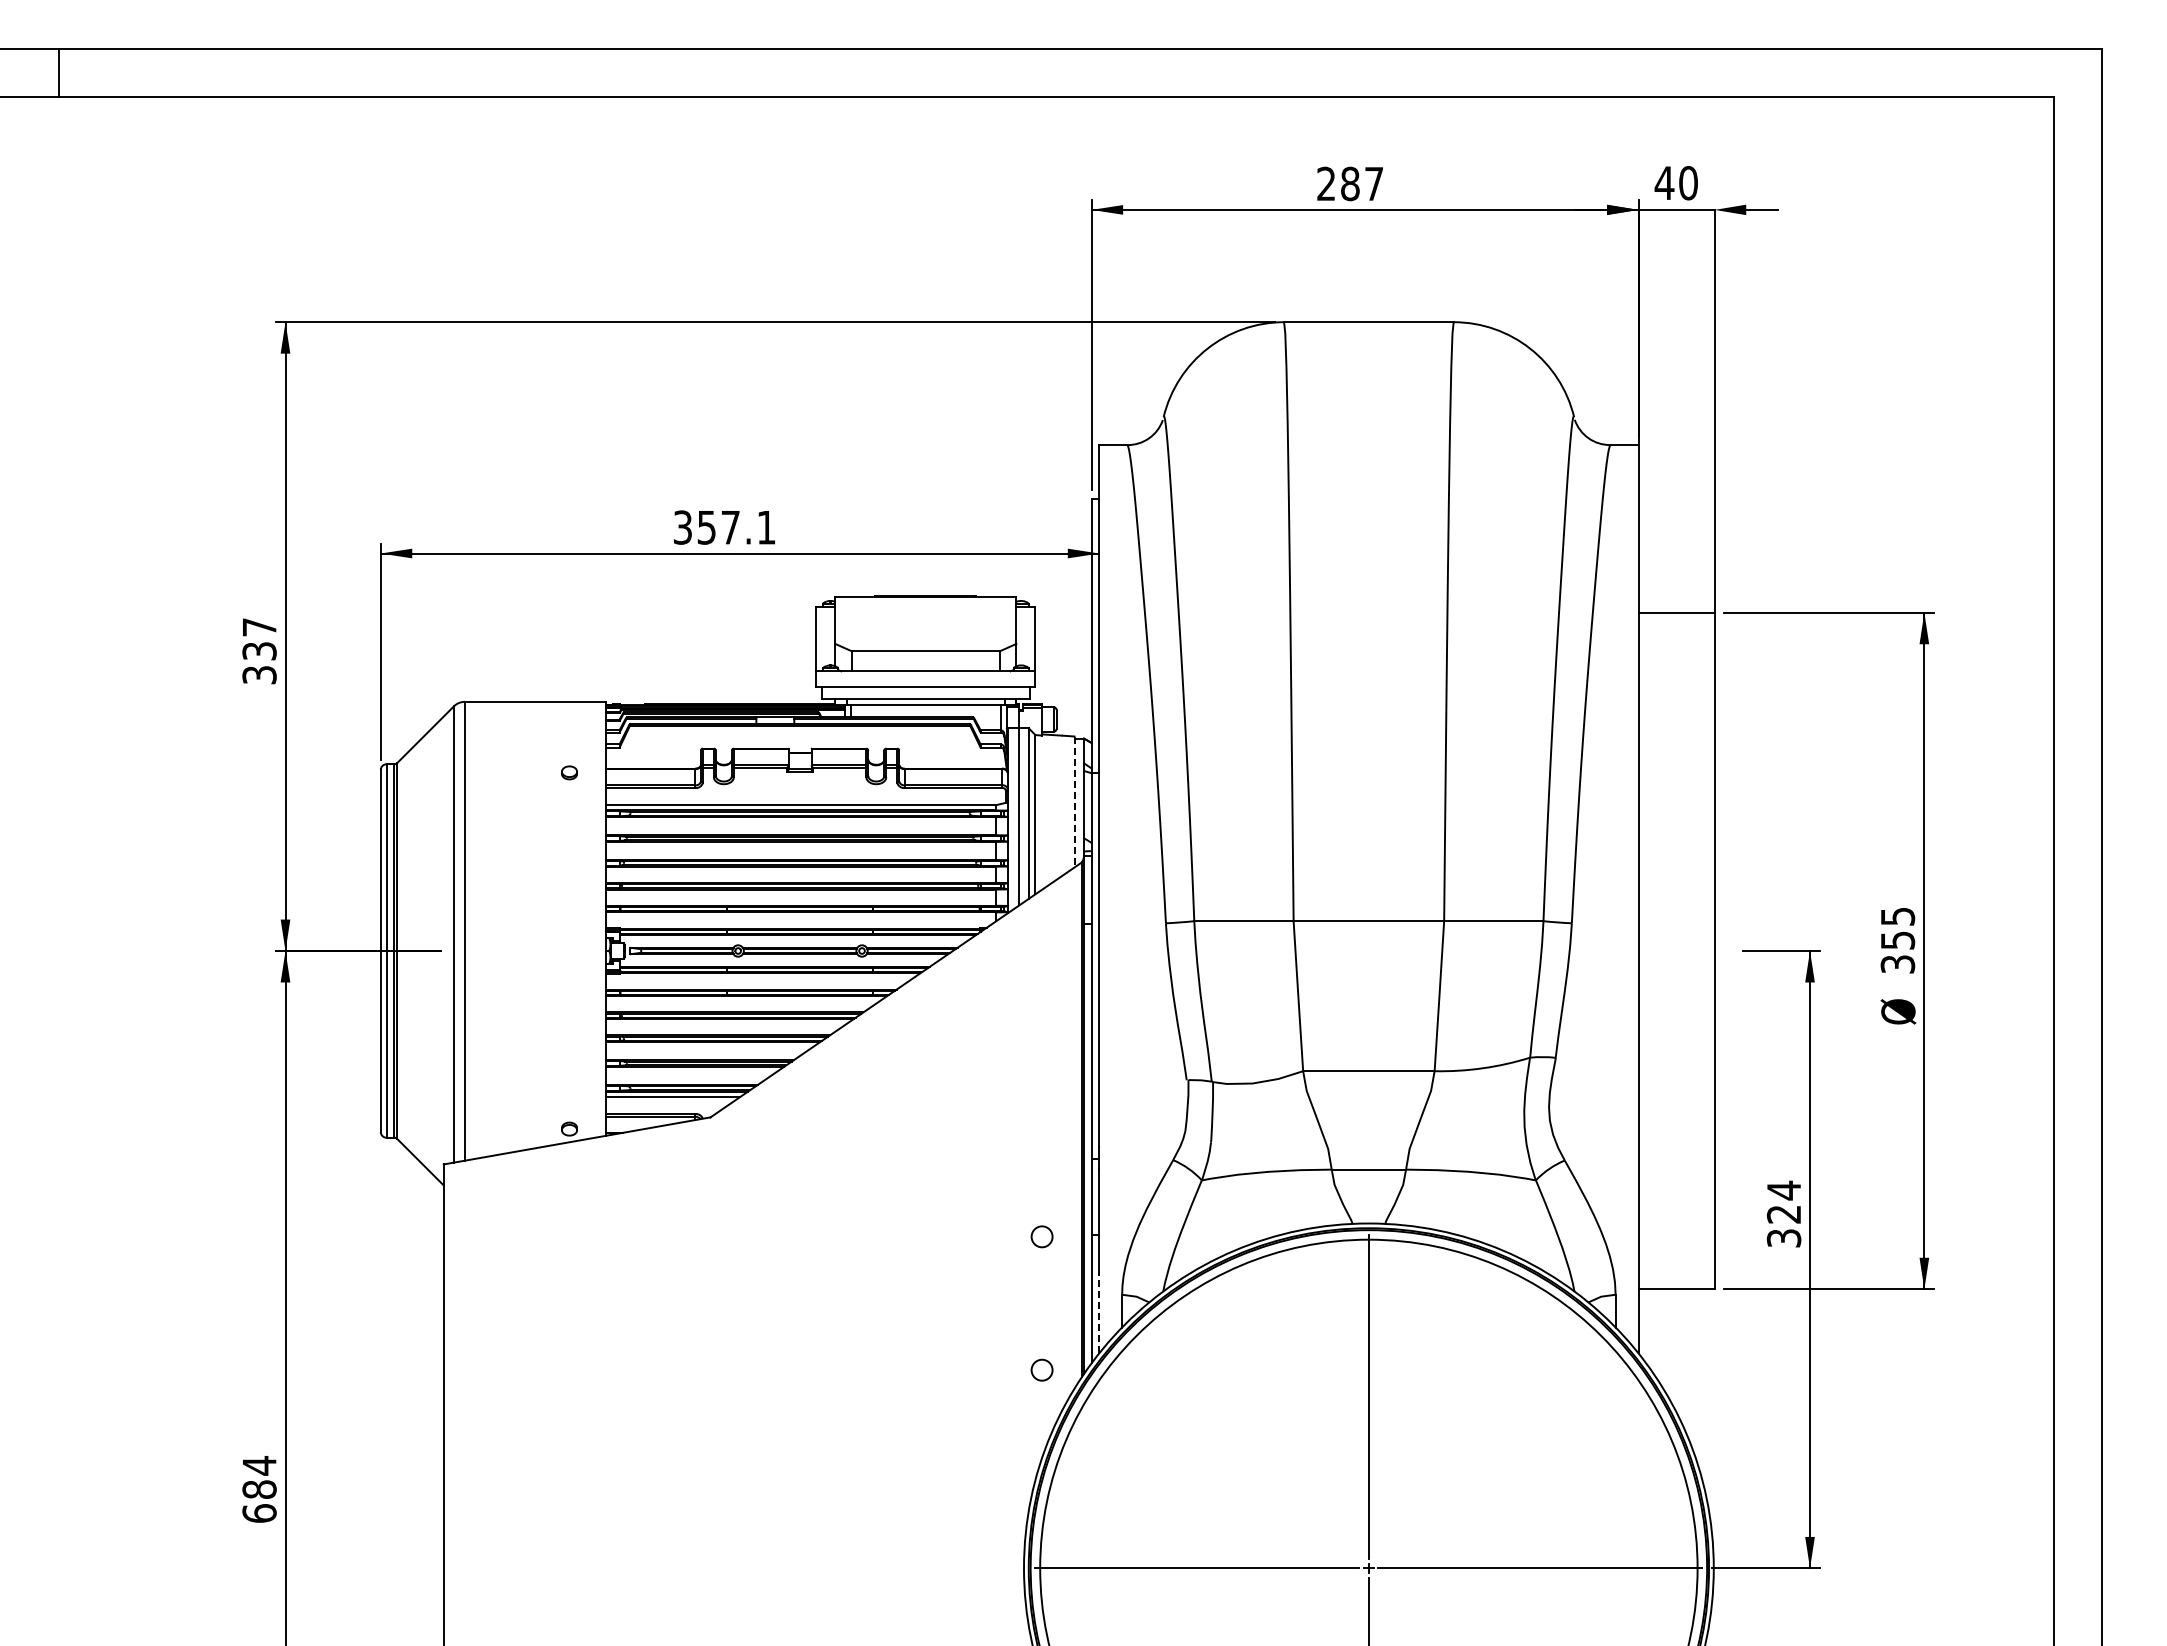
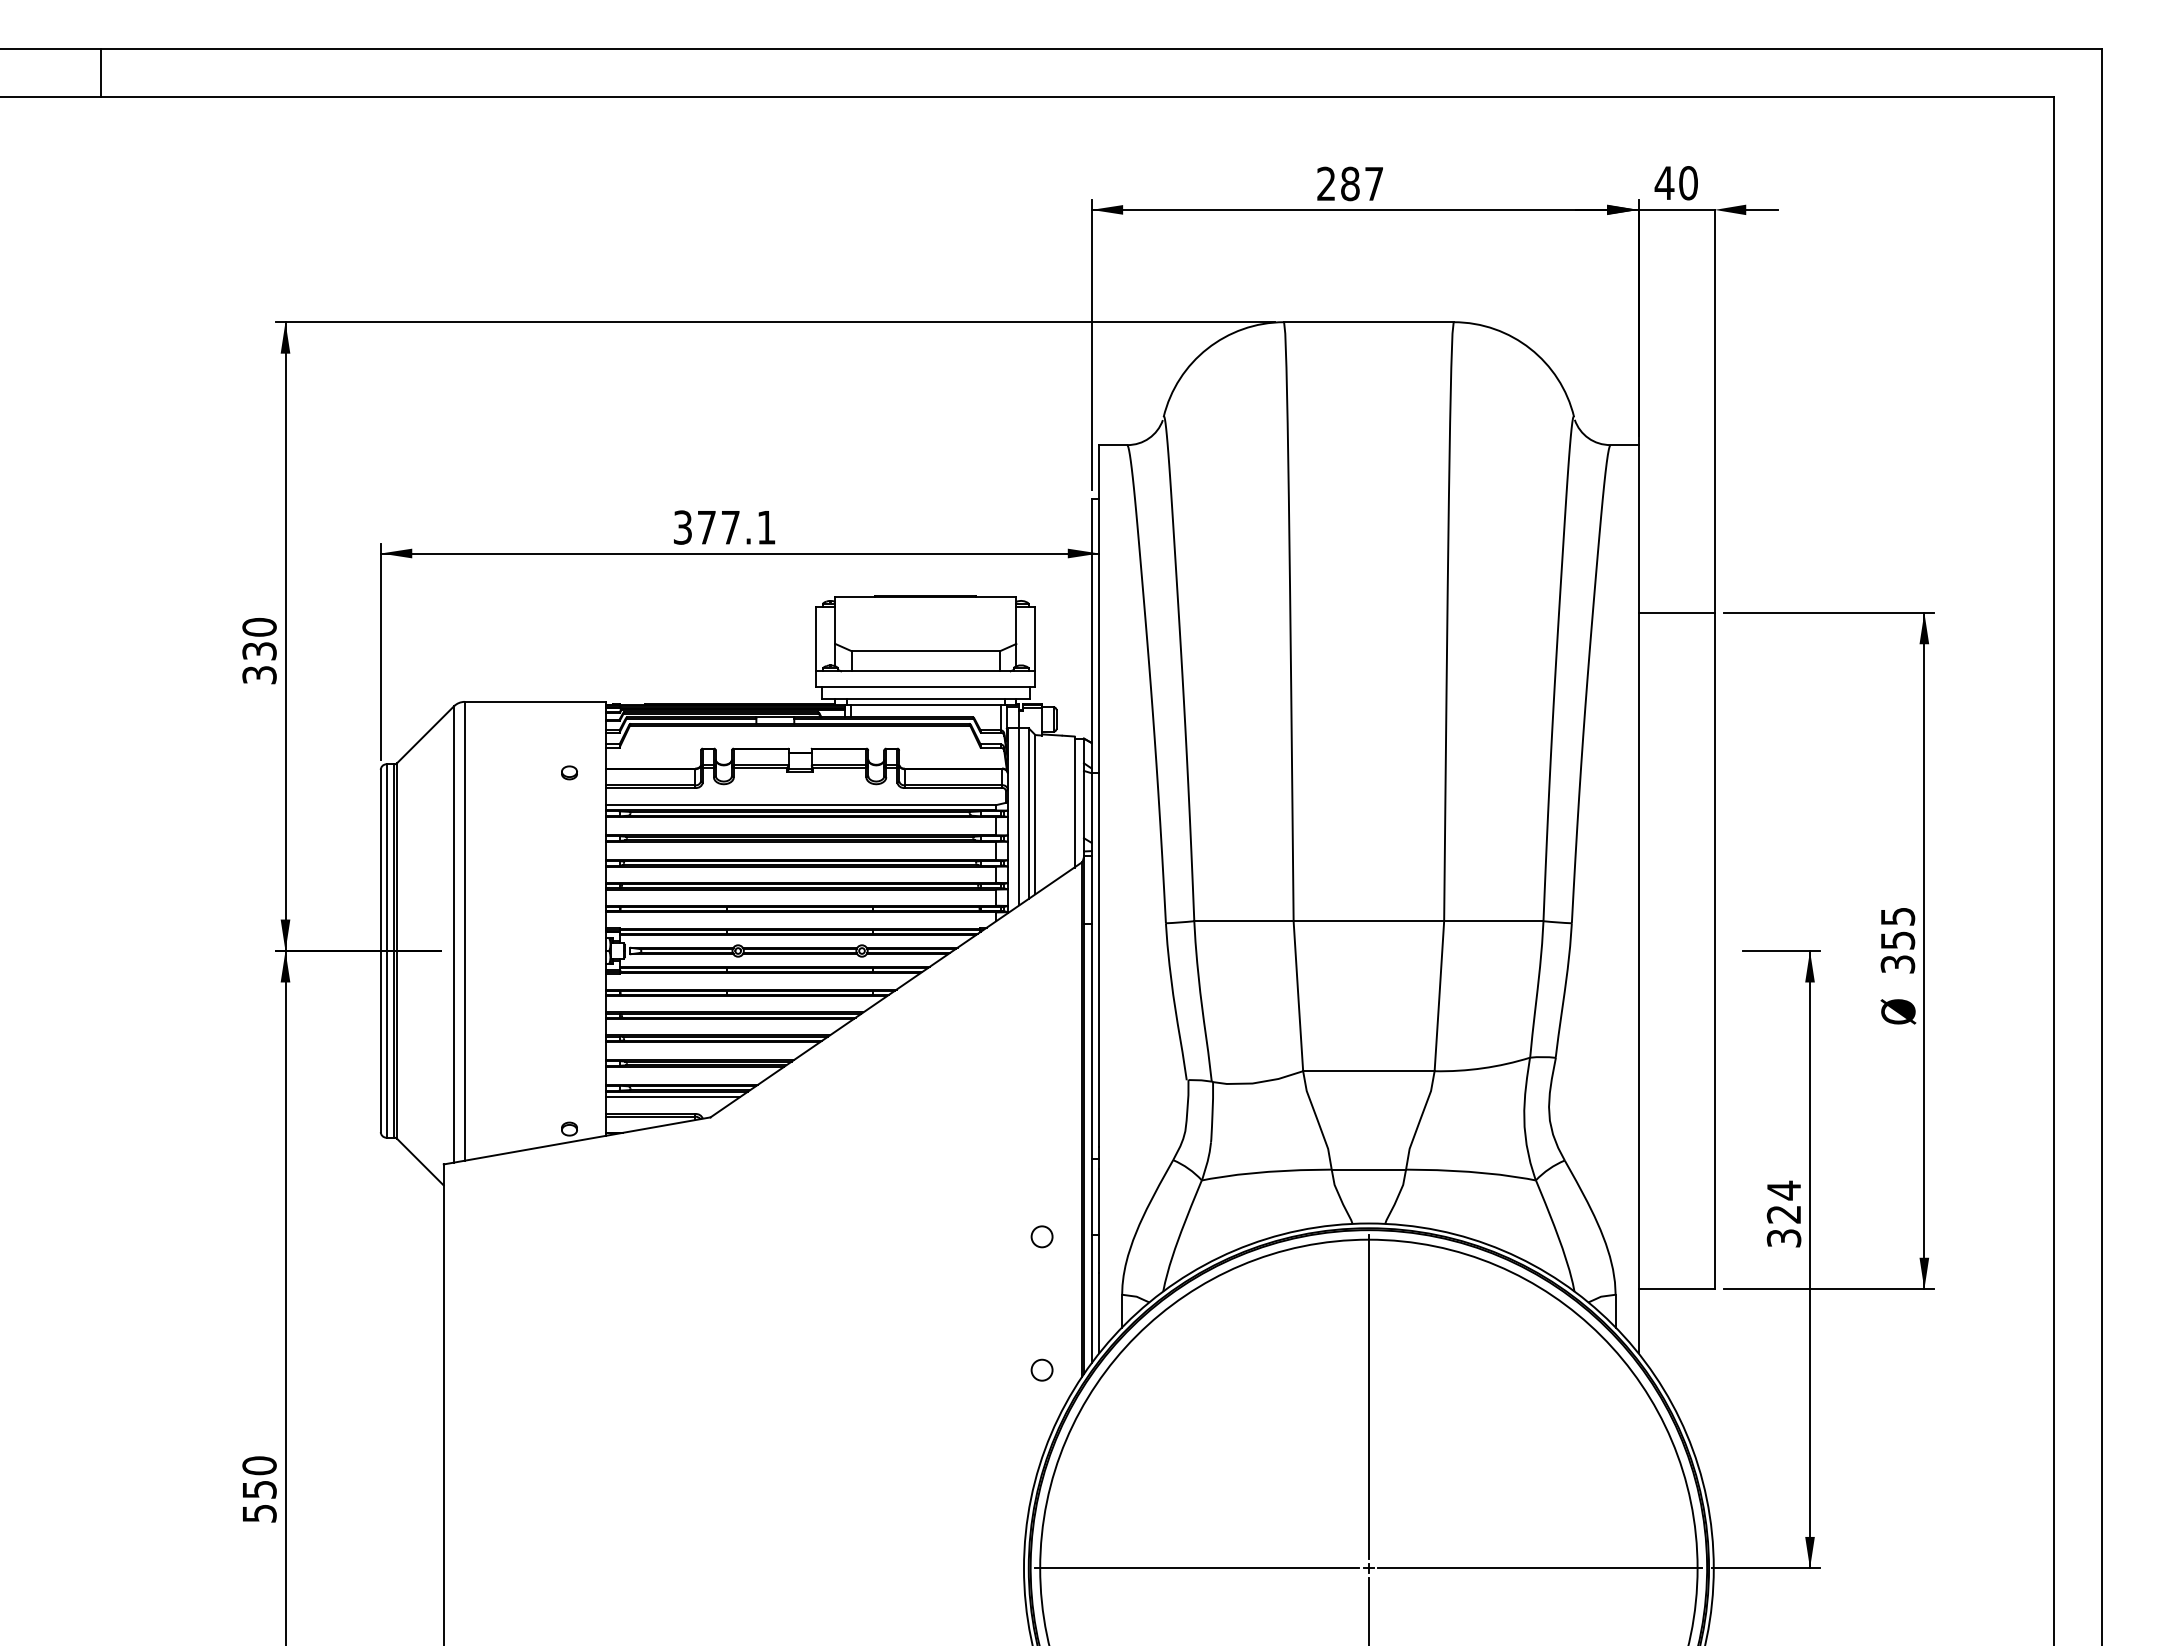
line position: (59, 72) -> (101, 72) (101, 72)
text: 357.1 -> 377.1 (706, 527)
text: 337 -> 330 (259, 627)
line: dashed -> solid (1074, 802)
line: dashed -> solid (1099, 1312)
text: 684 -> 550 (259, 1489)
